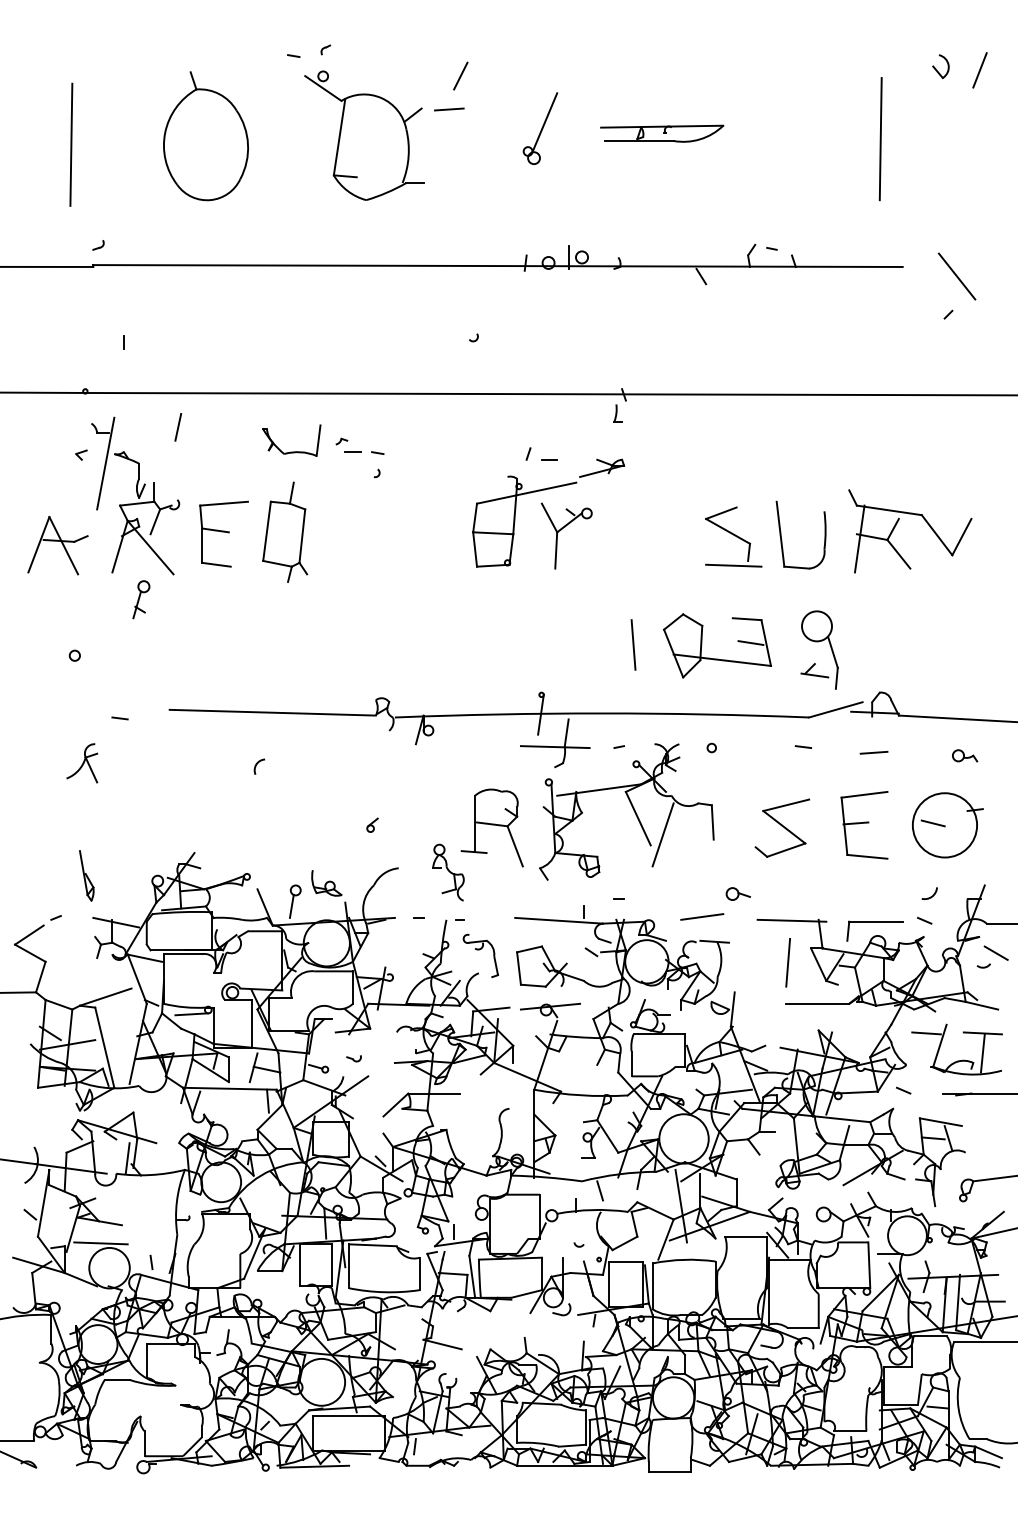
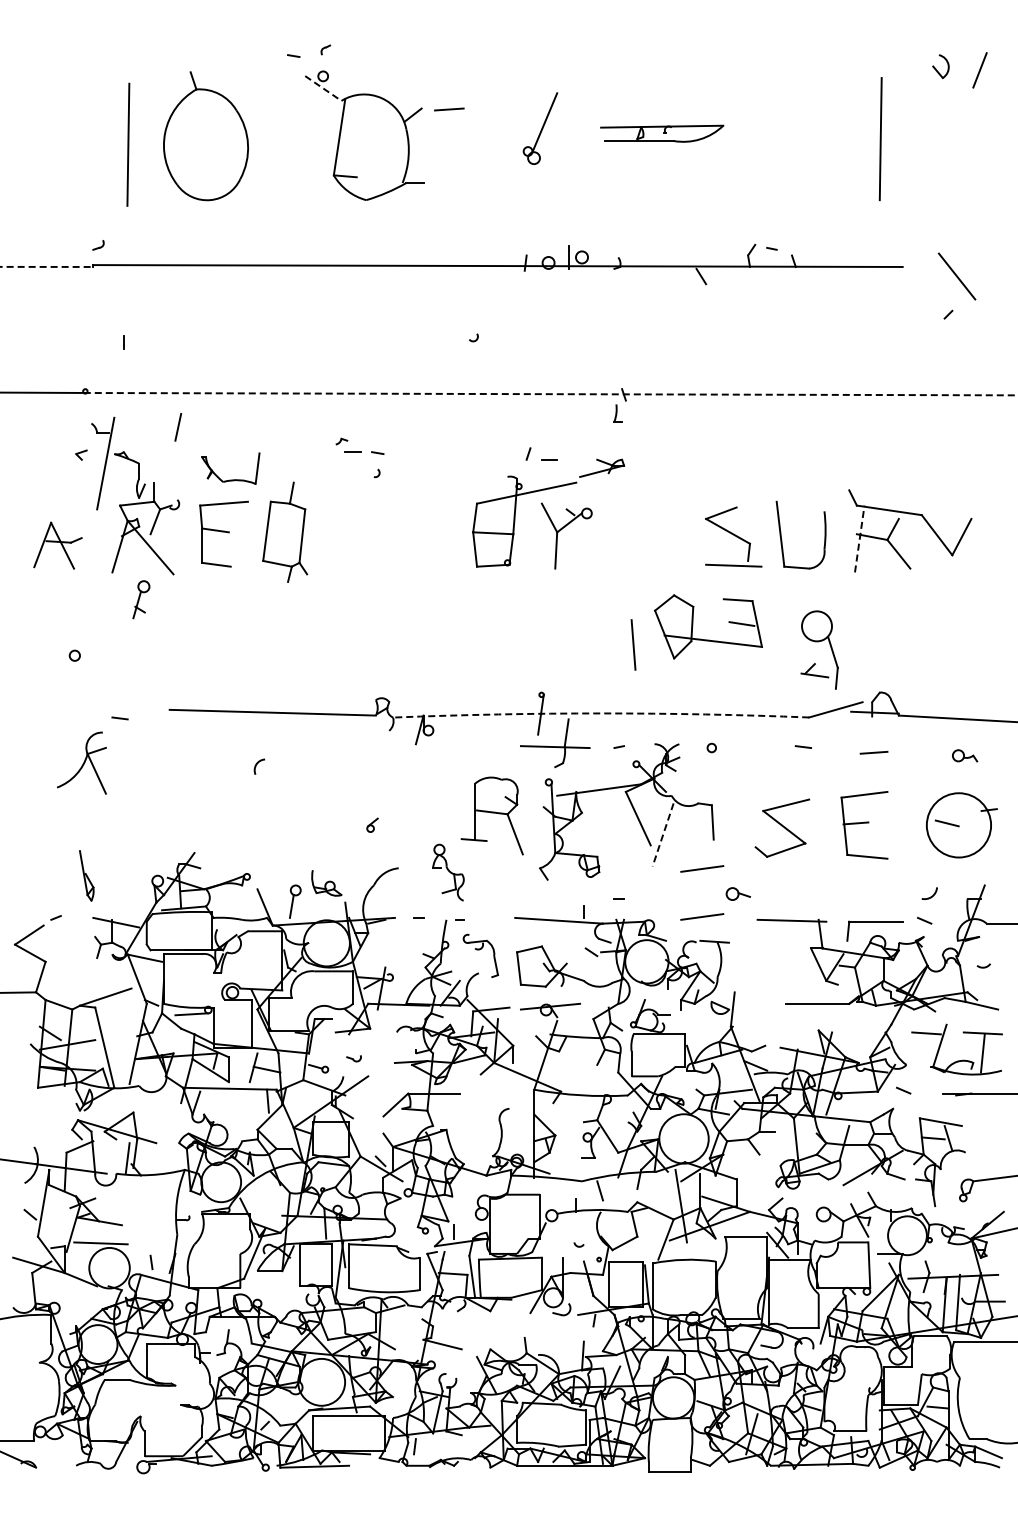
line: present -> none (460, 75)
line: solid -> dashed (323, 88)
line position: (71, 144) -> (128, 144) (128, 144)
line: solid -> dashed (47, 266)
line: solid -> dashed (550, 394)
part position: (291, 451) -> (230, 479) (230, 479)
line: solid -> dashed (859, 539)
part size: 62x60 px -> 50x49 px (57, 545)
part position: (717, 658) -> (708, 639) (708, 639)
arc: solid -> dashed (602, 713)
part size: 33x41 px -> 50x64 px (81, 762)
part position: (947, 825) -> (961, 825) (961, 825)
part position: (491, 827) -> (491, 815) (491, 815)
line: solid -> dashed (662, 835)
line: none -> present (702, 868)
line: present -> none (995, 952)
line: present -> none (788, 962)
